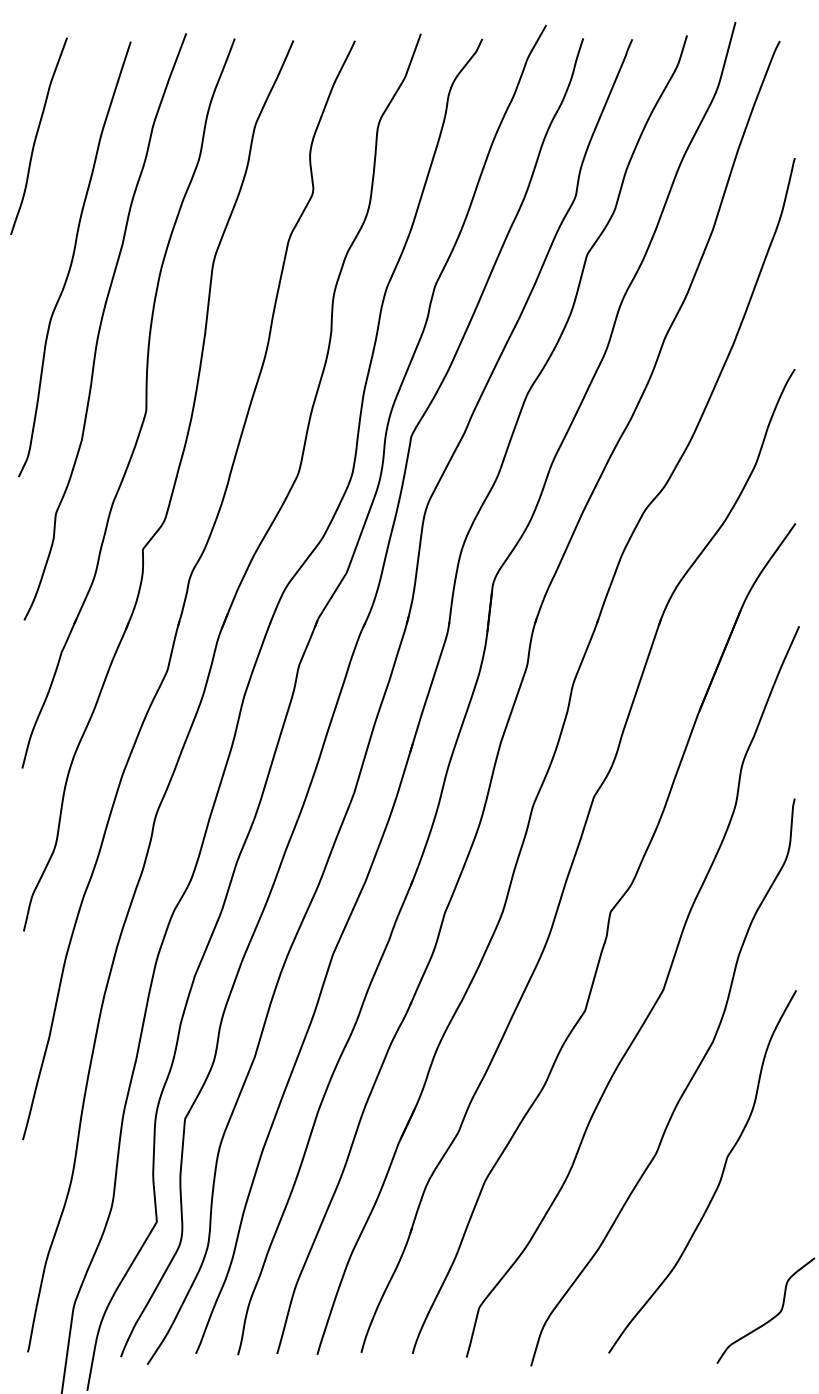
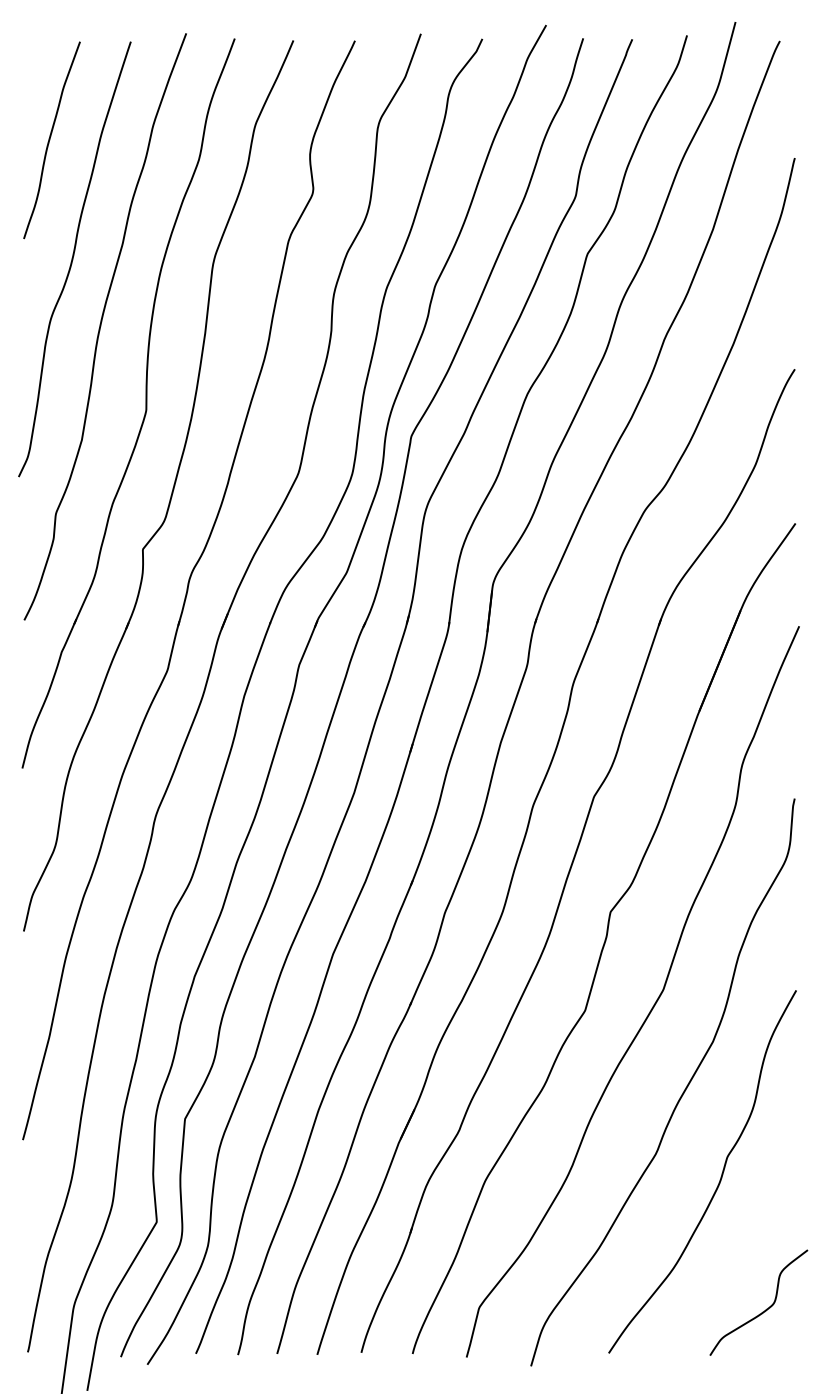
curve position: (37, 136) -> (50, 140) (50, 140)
curve position: (769, 1319) -> (762, 1311) (762, 1311)
